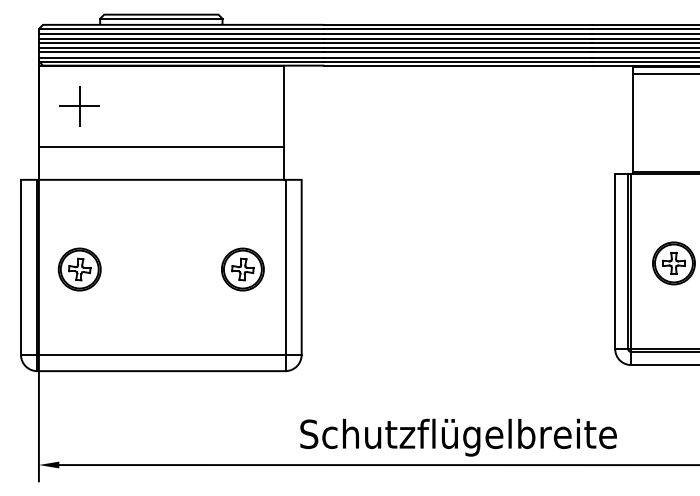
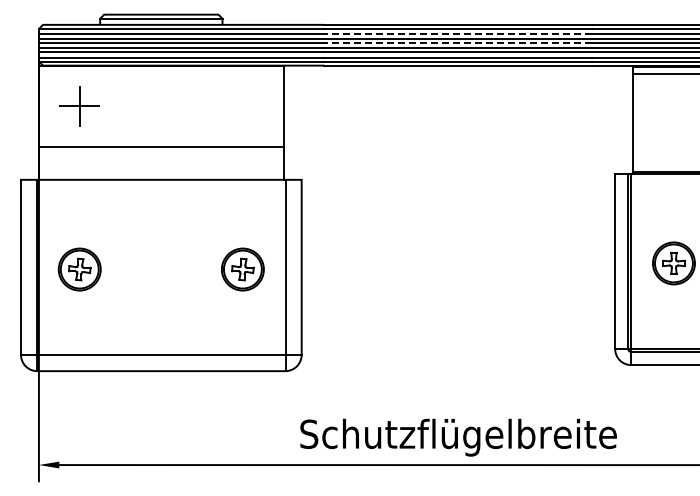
line: solid -> dashed (458, 33)
line: solid -> dashed (458, 43)
